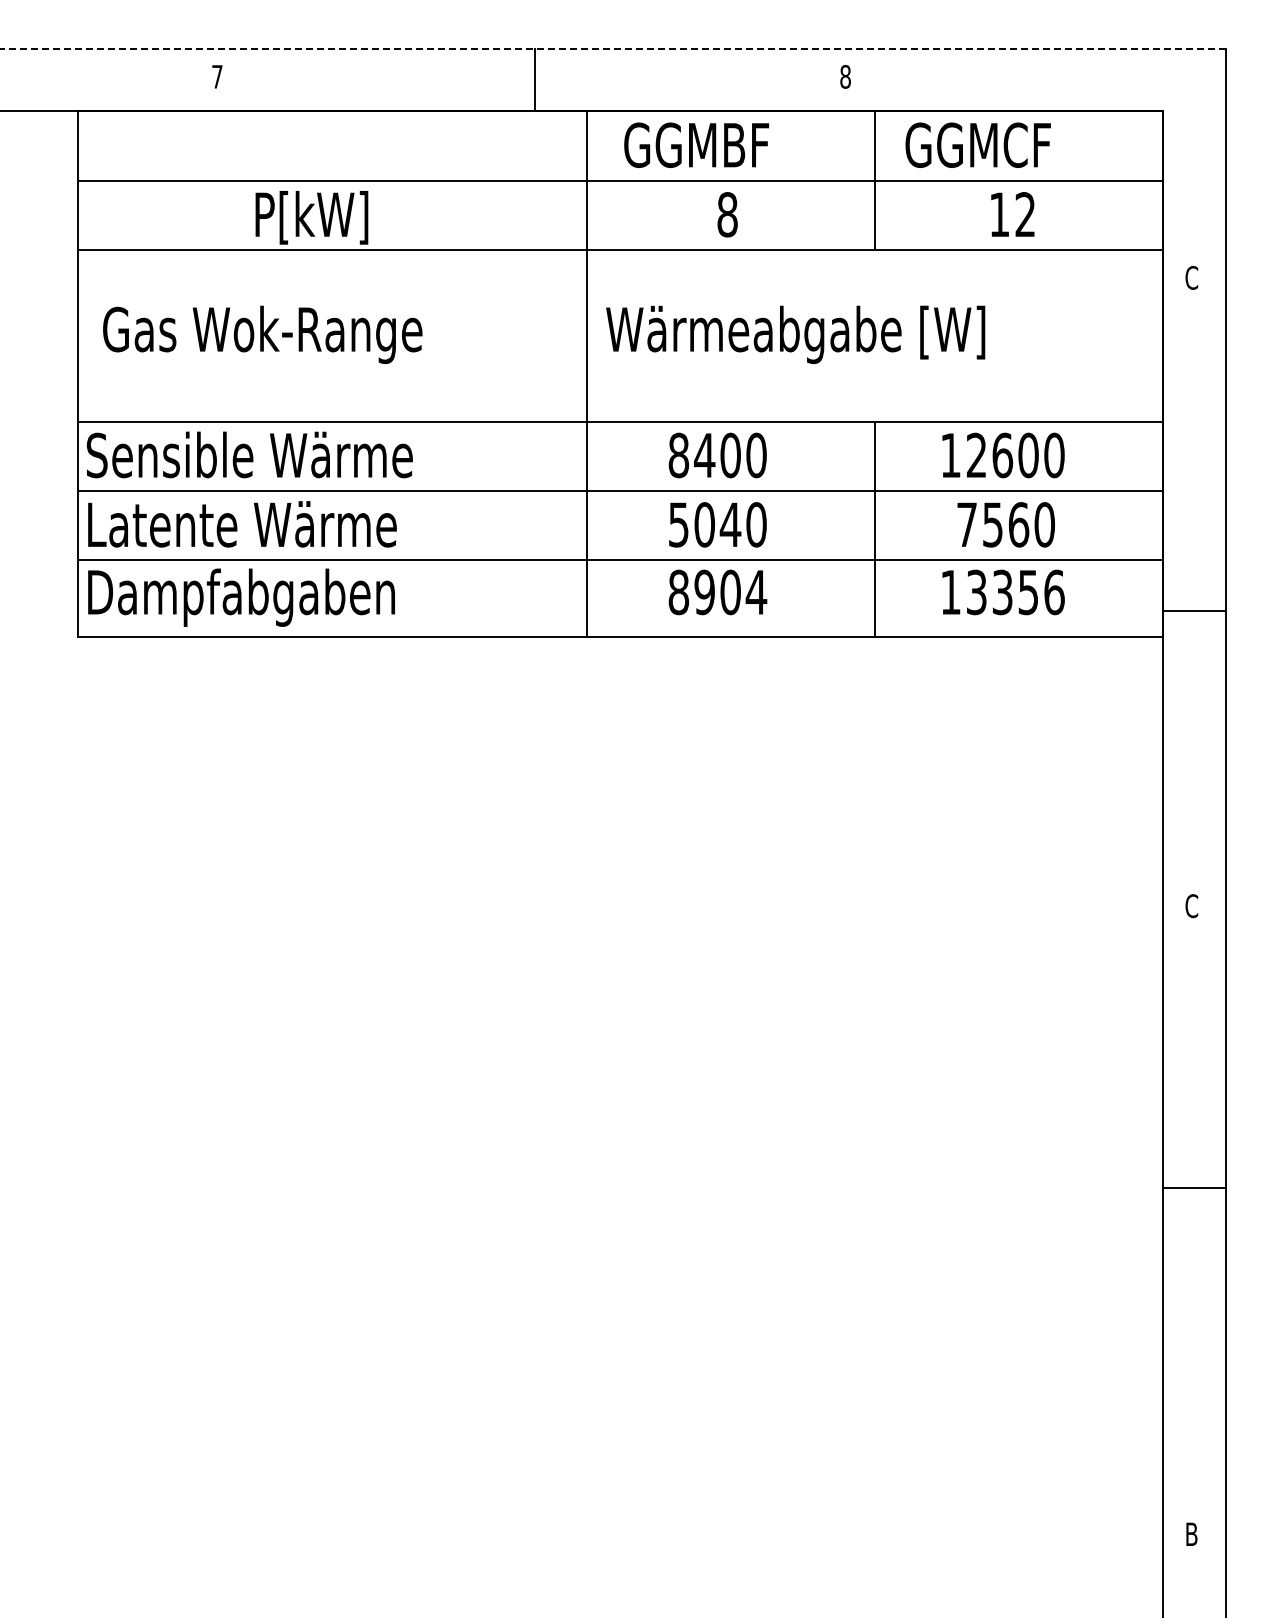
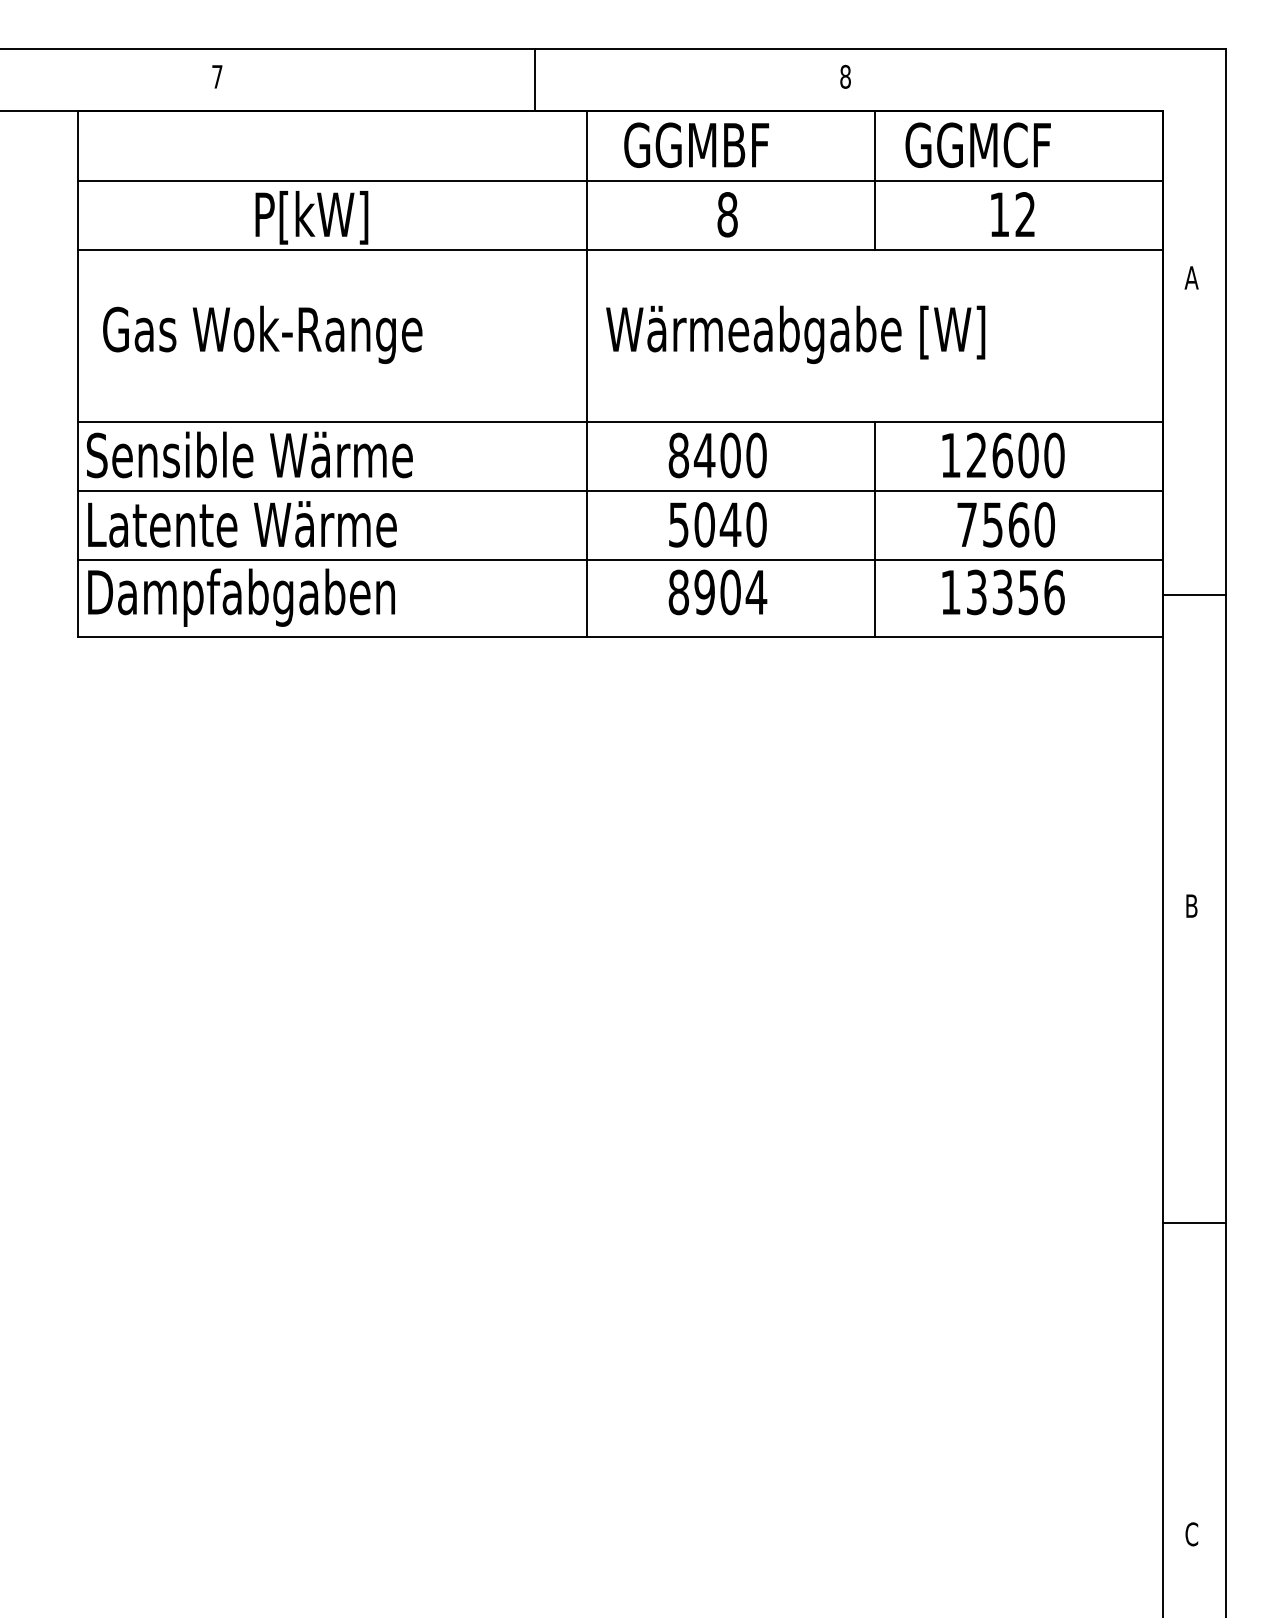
line: dashed -> solid (613, 48)
text: C -> A (1191, 277)
line position: (1194, 611) -> (1194, 595) (1194, 595)
text: C -> B (1191, 906)
line position: (1194, 1188) -> (1194, 1223) (1194, 1223)
text: B -> C (1191, 1534)
